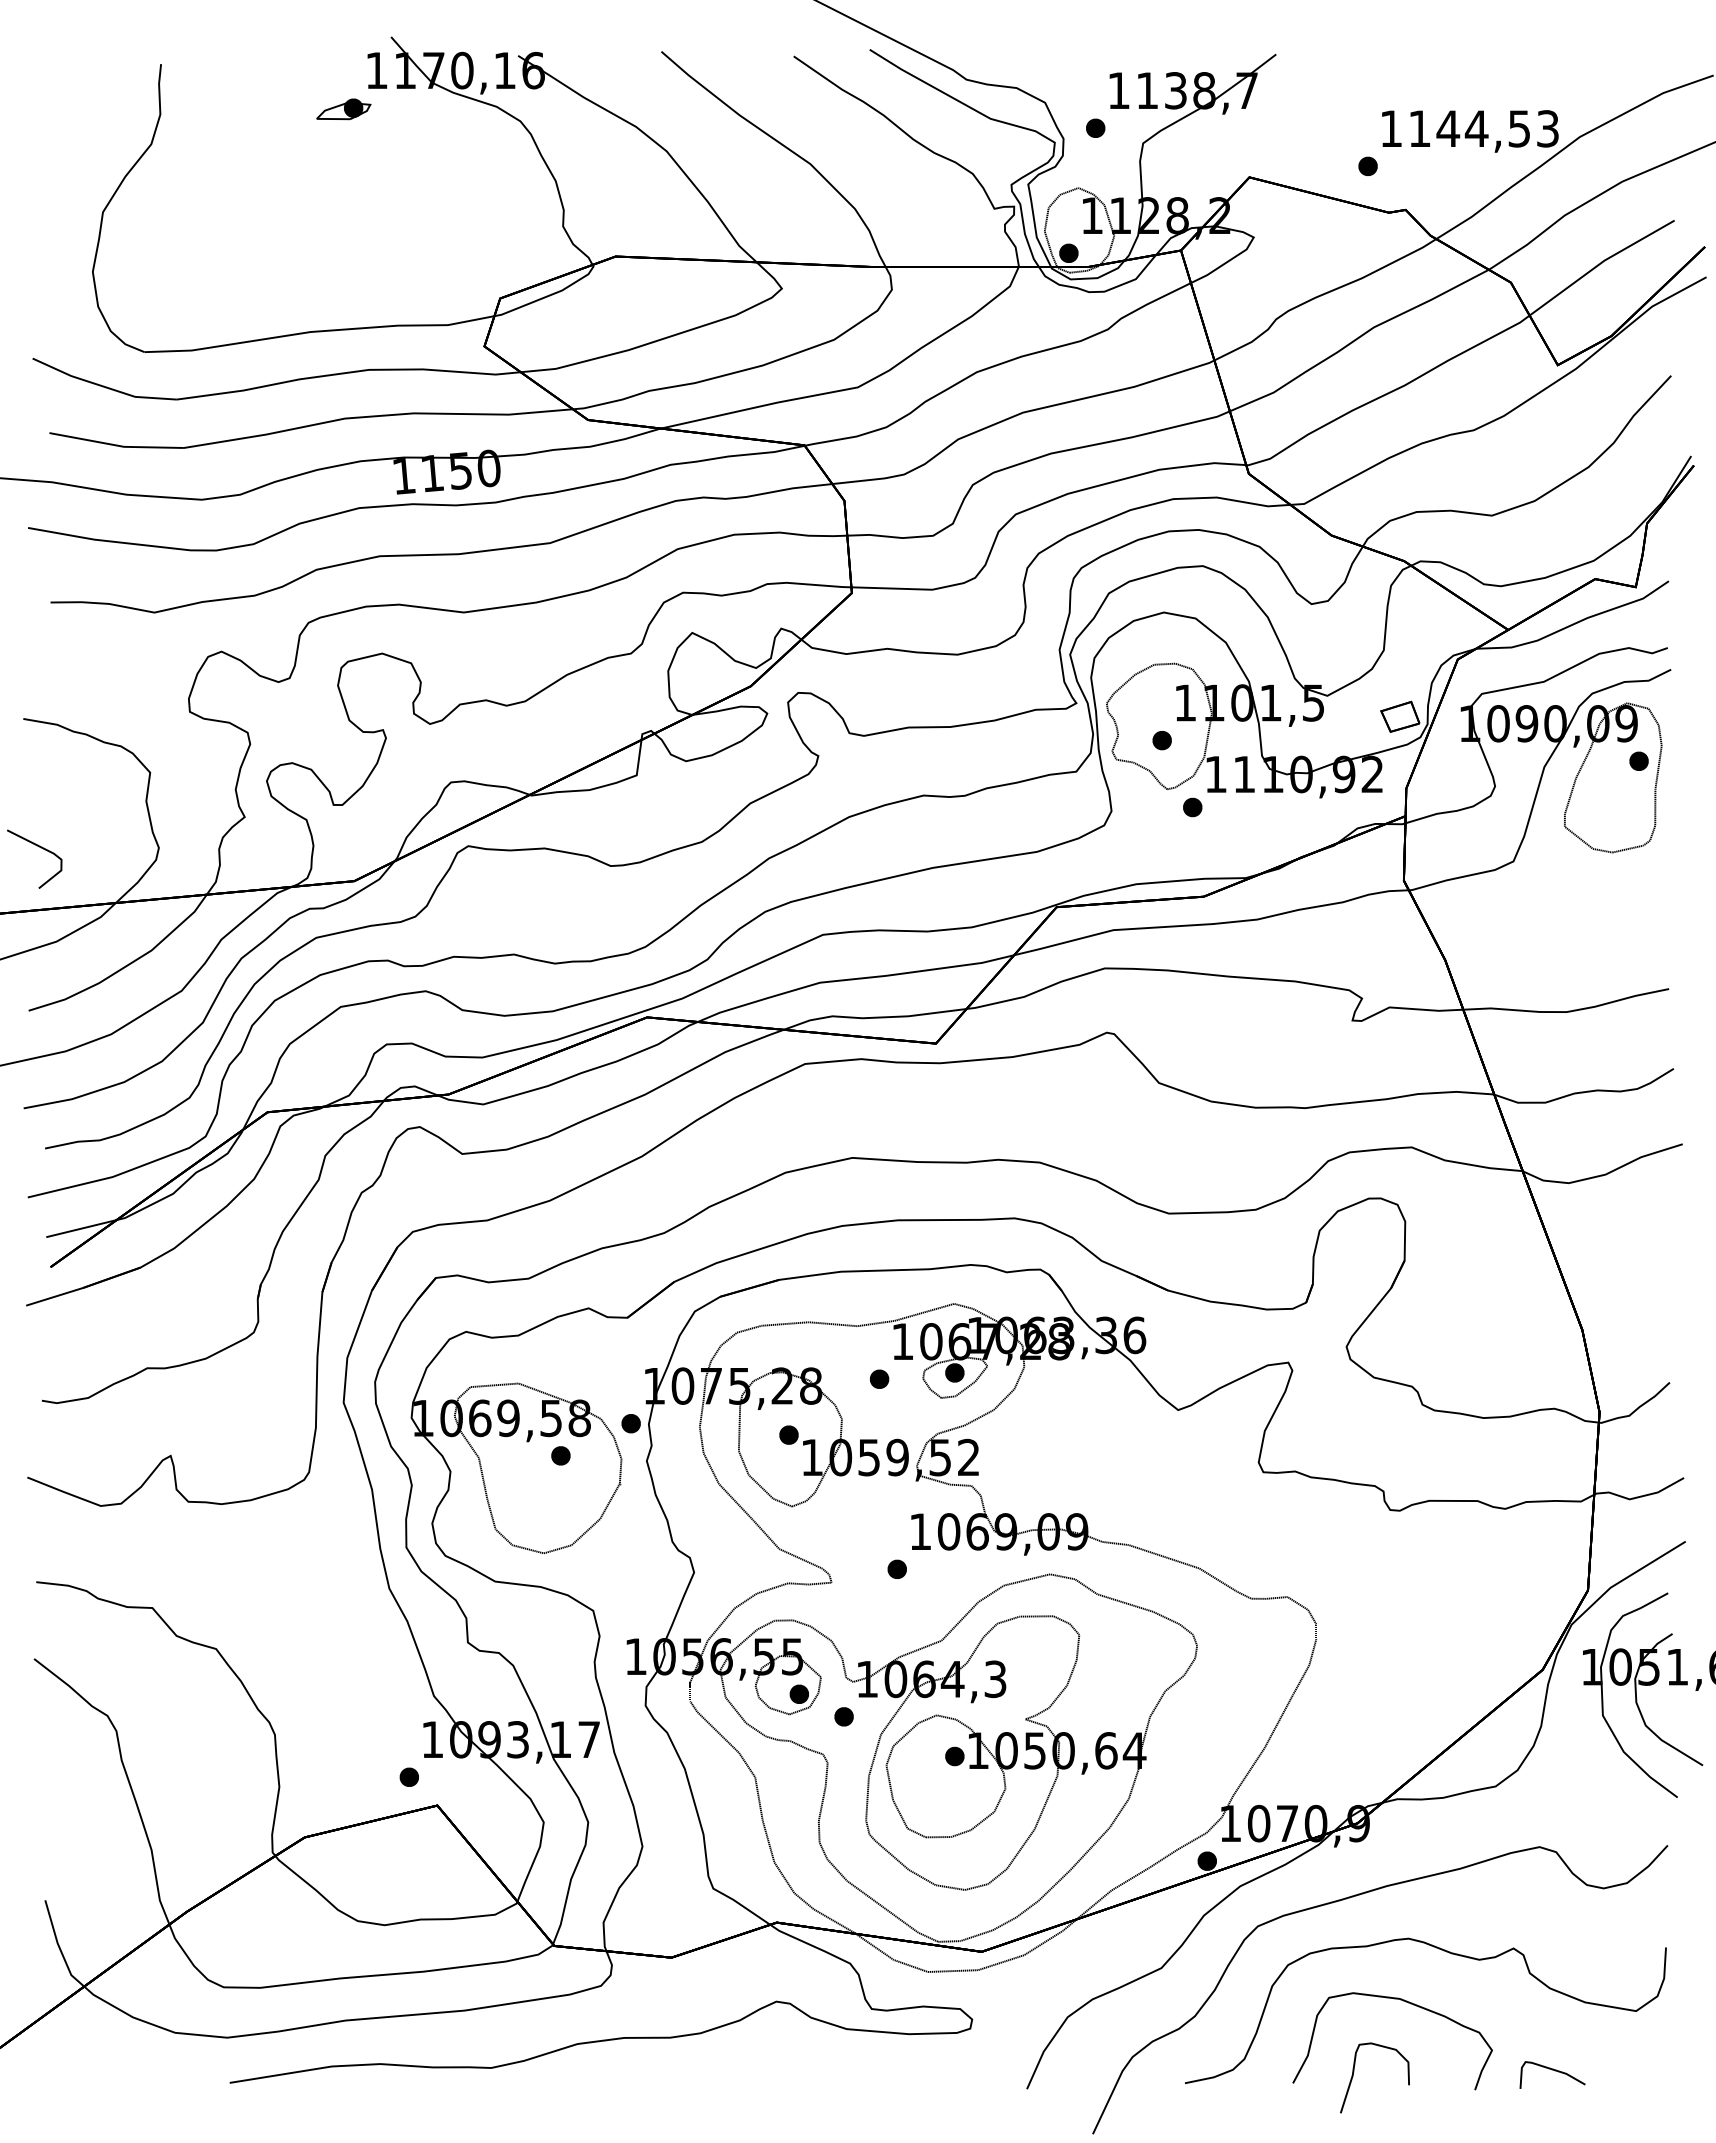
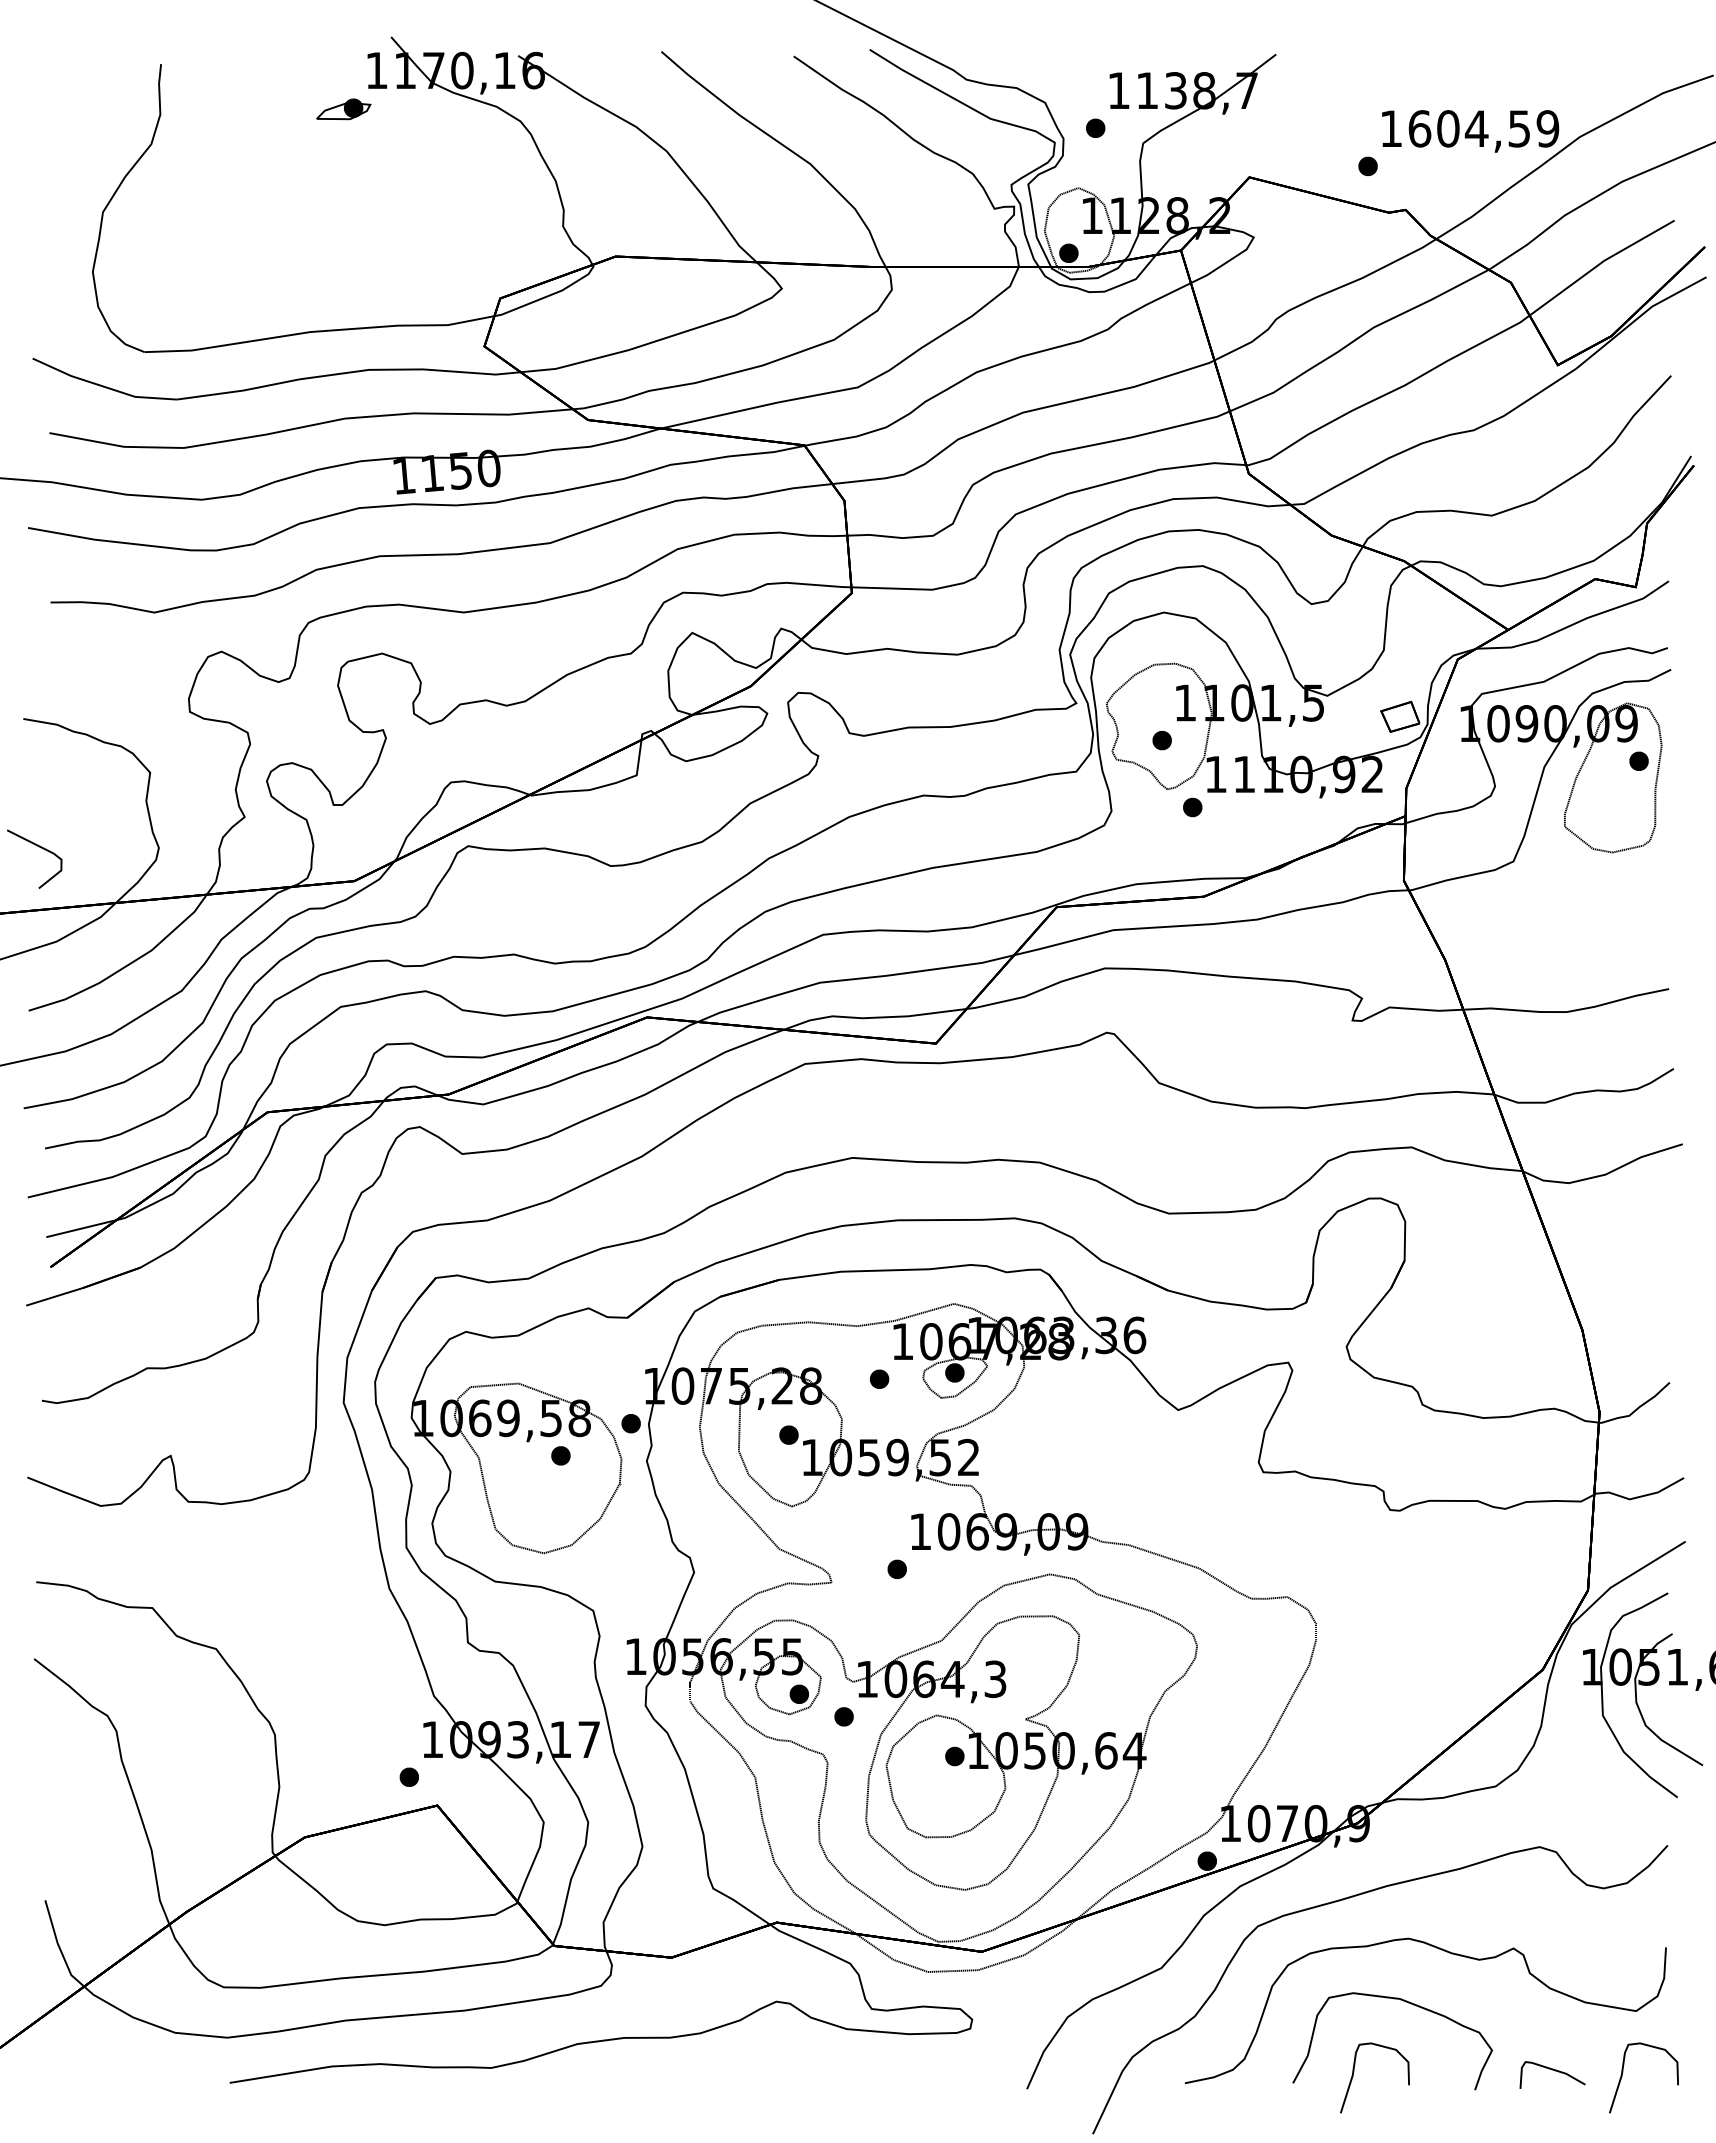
text: 1144,53 -> 1604,59 (1483, 128)
part: none -> present (1623, 2072)
